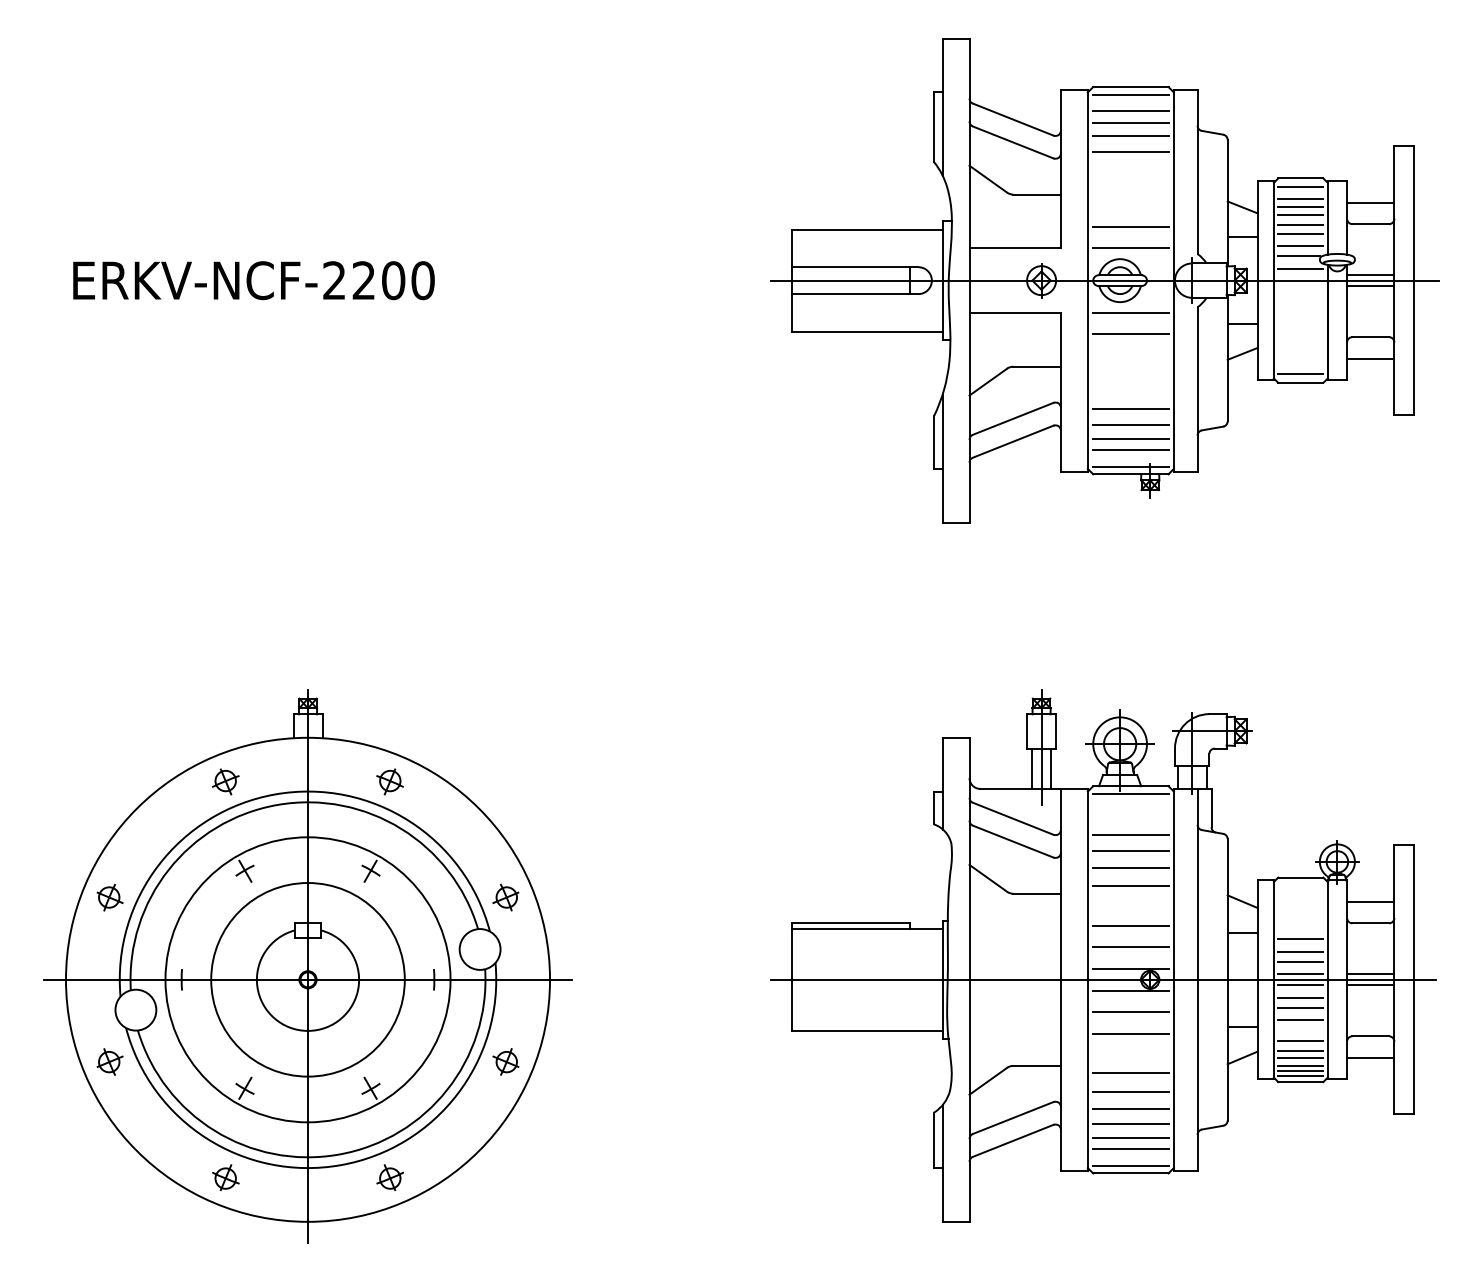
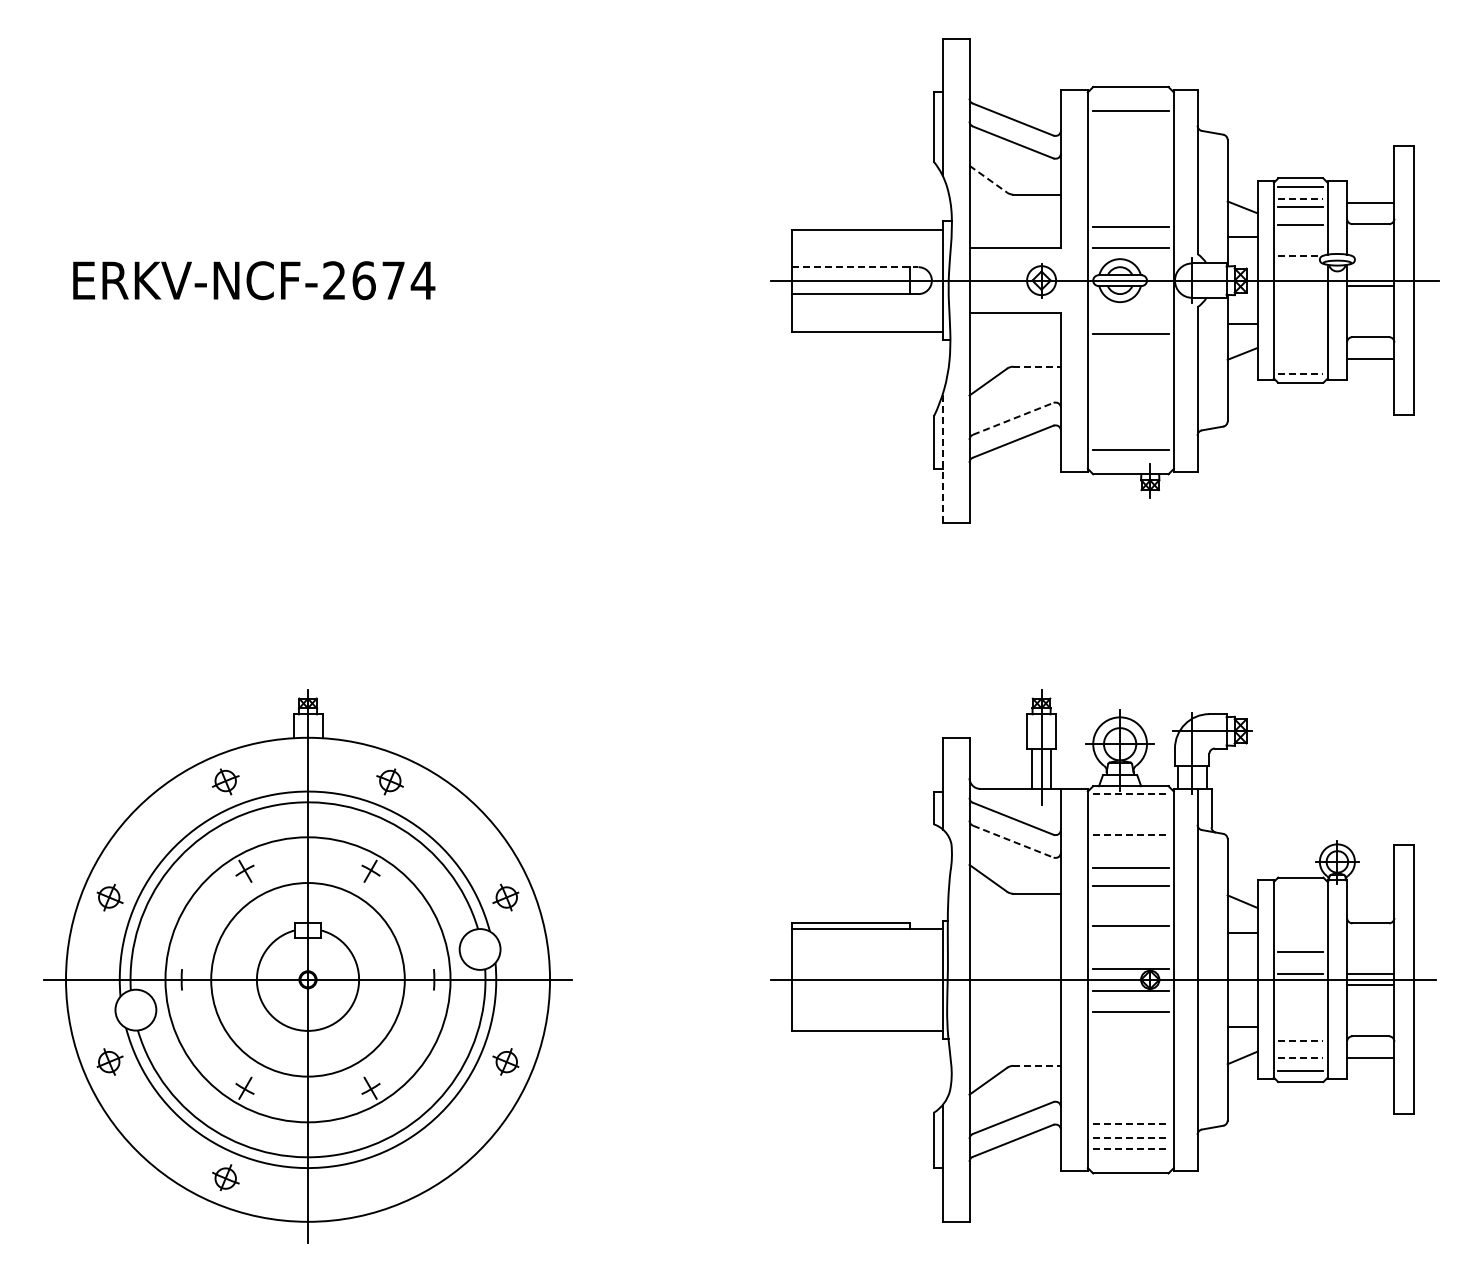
line: present -> none (1130, 94)
line: present -> none (1130, 122)
line: present -> none (1130, 136)
line: present -> none (1130, 151)
line: solid -> dashed (988, 179)
line: solid -> dashed (1300, 198)
line: present -> none (1300, 215)
line: present -> none (1300, 234)
line: present -> none (1300, 245)
line: solid -> dashed (1299, 255)
line: solid -> dashed (855, 267)
line: present -> none (1300, 268)
line: present -> none (1370, 275)
text: ERKV-NCF-2200 -> ERKV-NCF-2674 (393, 280)
line: present -> none (1130, 312)
line: solid -> dashed (1037, 366)
line: solid -> dashed (1300, 374)
line: present -> none (1130, 409)
line: solid -> dashed (1013, 418)
line: present -> none (1130, 425)
line: present -> none (1130, 438)
line: solid -> dashed (942, 459)
line: present -> none (1130, 466)
line: solid -> dashed (1130, 793)
line: solid -> dashed (1130, 835)
line: solid -> dashed (1013, 841)
line: present -> none (1130, 851)
line: present -> none (1370, 901)
line: present -> none (1300, 939)
line: present -> none (1130, 947)
line: present -> none (1300, 962)
line: present -> none (1300, 985)
line: present -> none (1300, 997)
line: present -> none (1300, 1008)
line: present -> none (1300, 1020)
line: present -> none (1130, 1033)
line: solid -> dashed (1300, 1040)
line: present -> none (1300, 1050)
line: solid -> dashed (1300, 1058)
line: solid -> dashed (1037, 1065)
line: present -> none (1300, 1065)
line: present -> none (1130, 1073)
line: present -> none (1300, 1075)
line: present -> none (1130, 1091)
line: present -> none (1130, 1108)
line: solid -> dashed (1130, 1124)
line: solid -> dashed (1130, 1137)
line: solid -> dashed (1130, 1149)
line: present -> none (1130, 1165)
part: present -> none (389, 1177)
